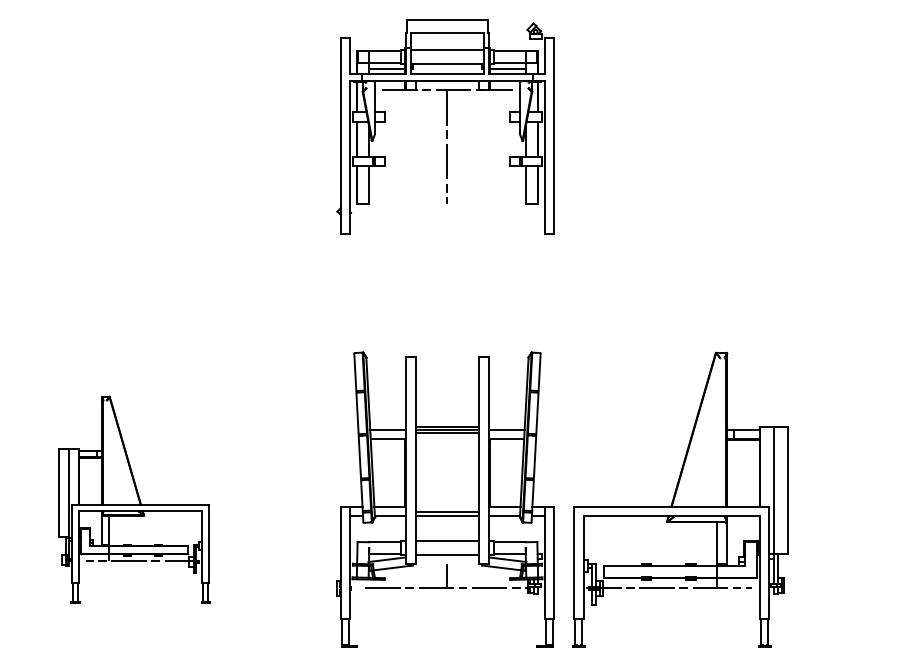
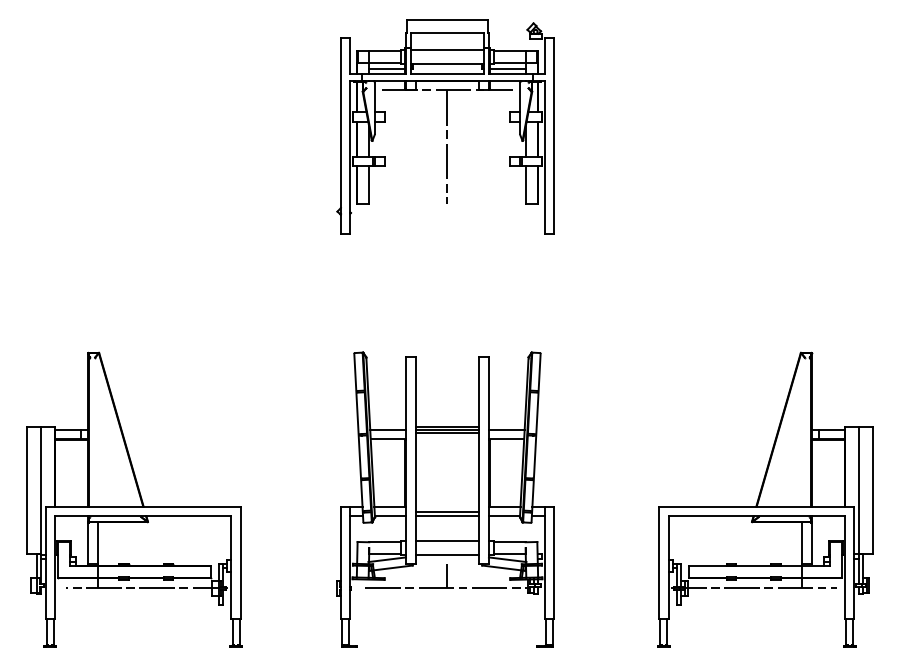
part size: 153x209 px -> 217x297 px (134, 499)
part position: (680, 499) -> (765, 499) (765, 499)
